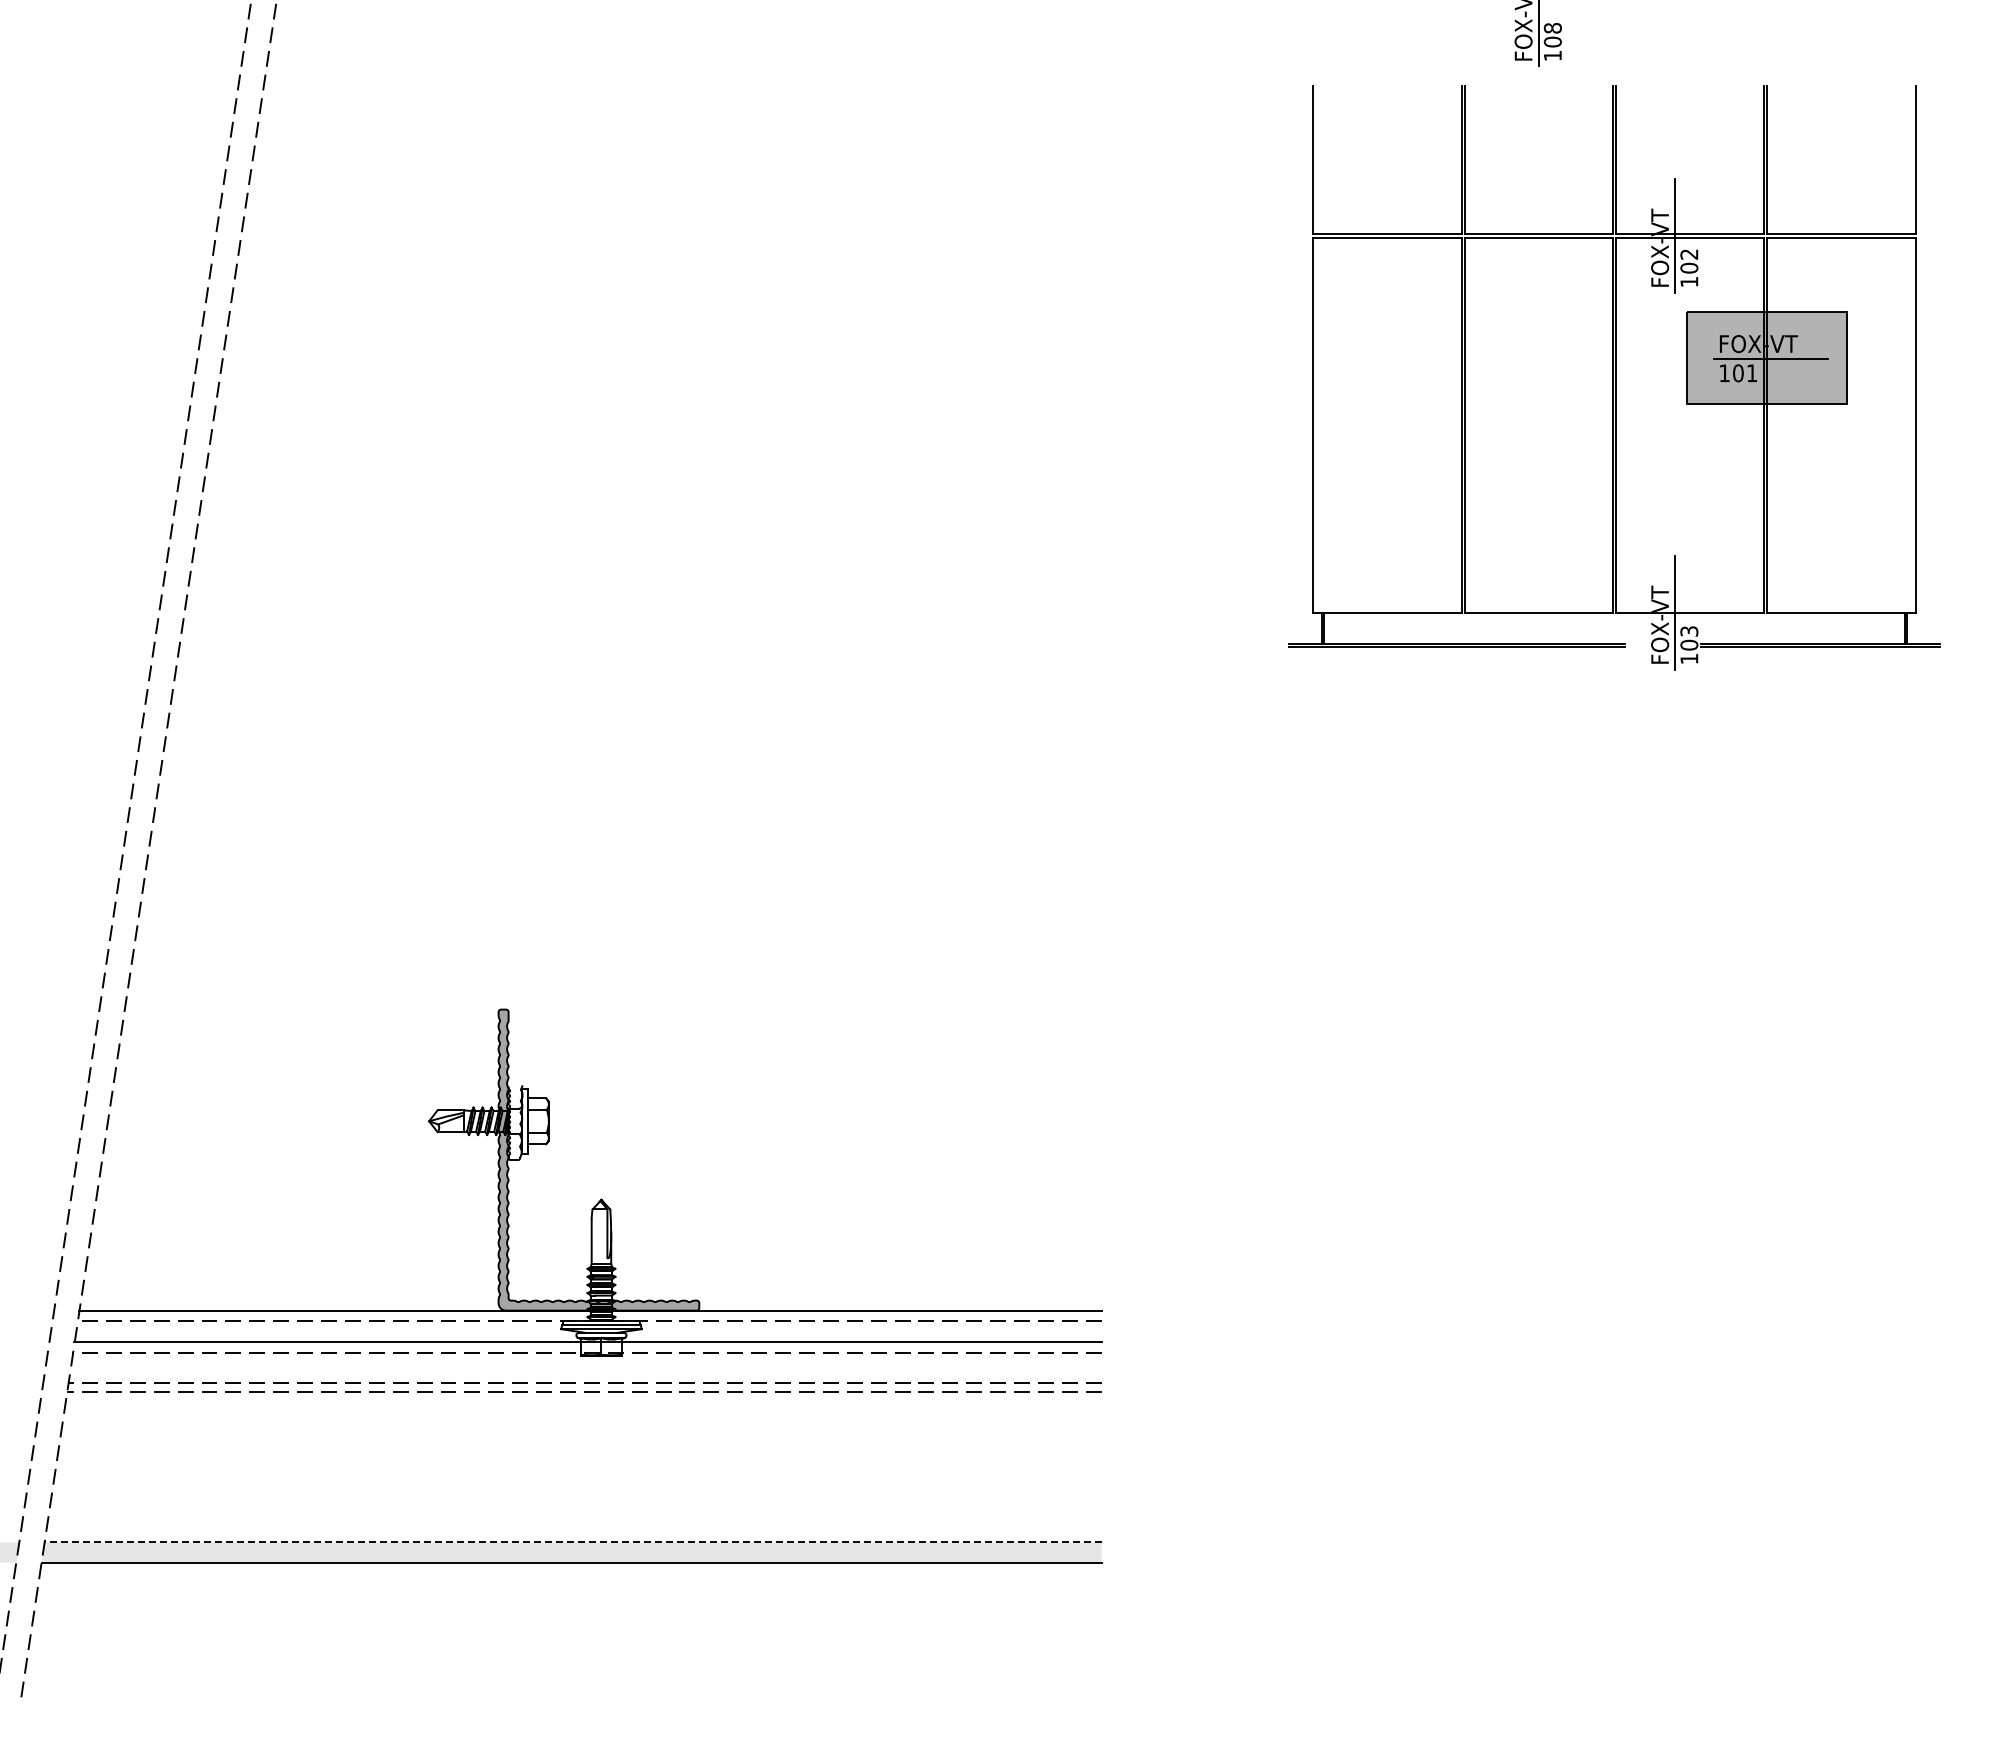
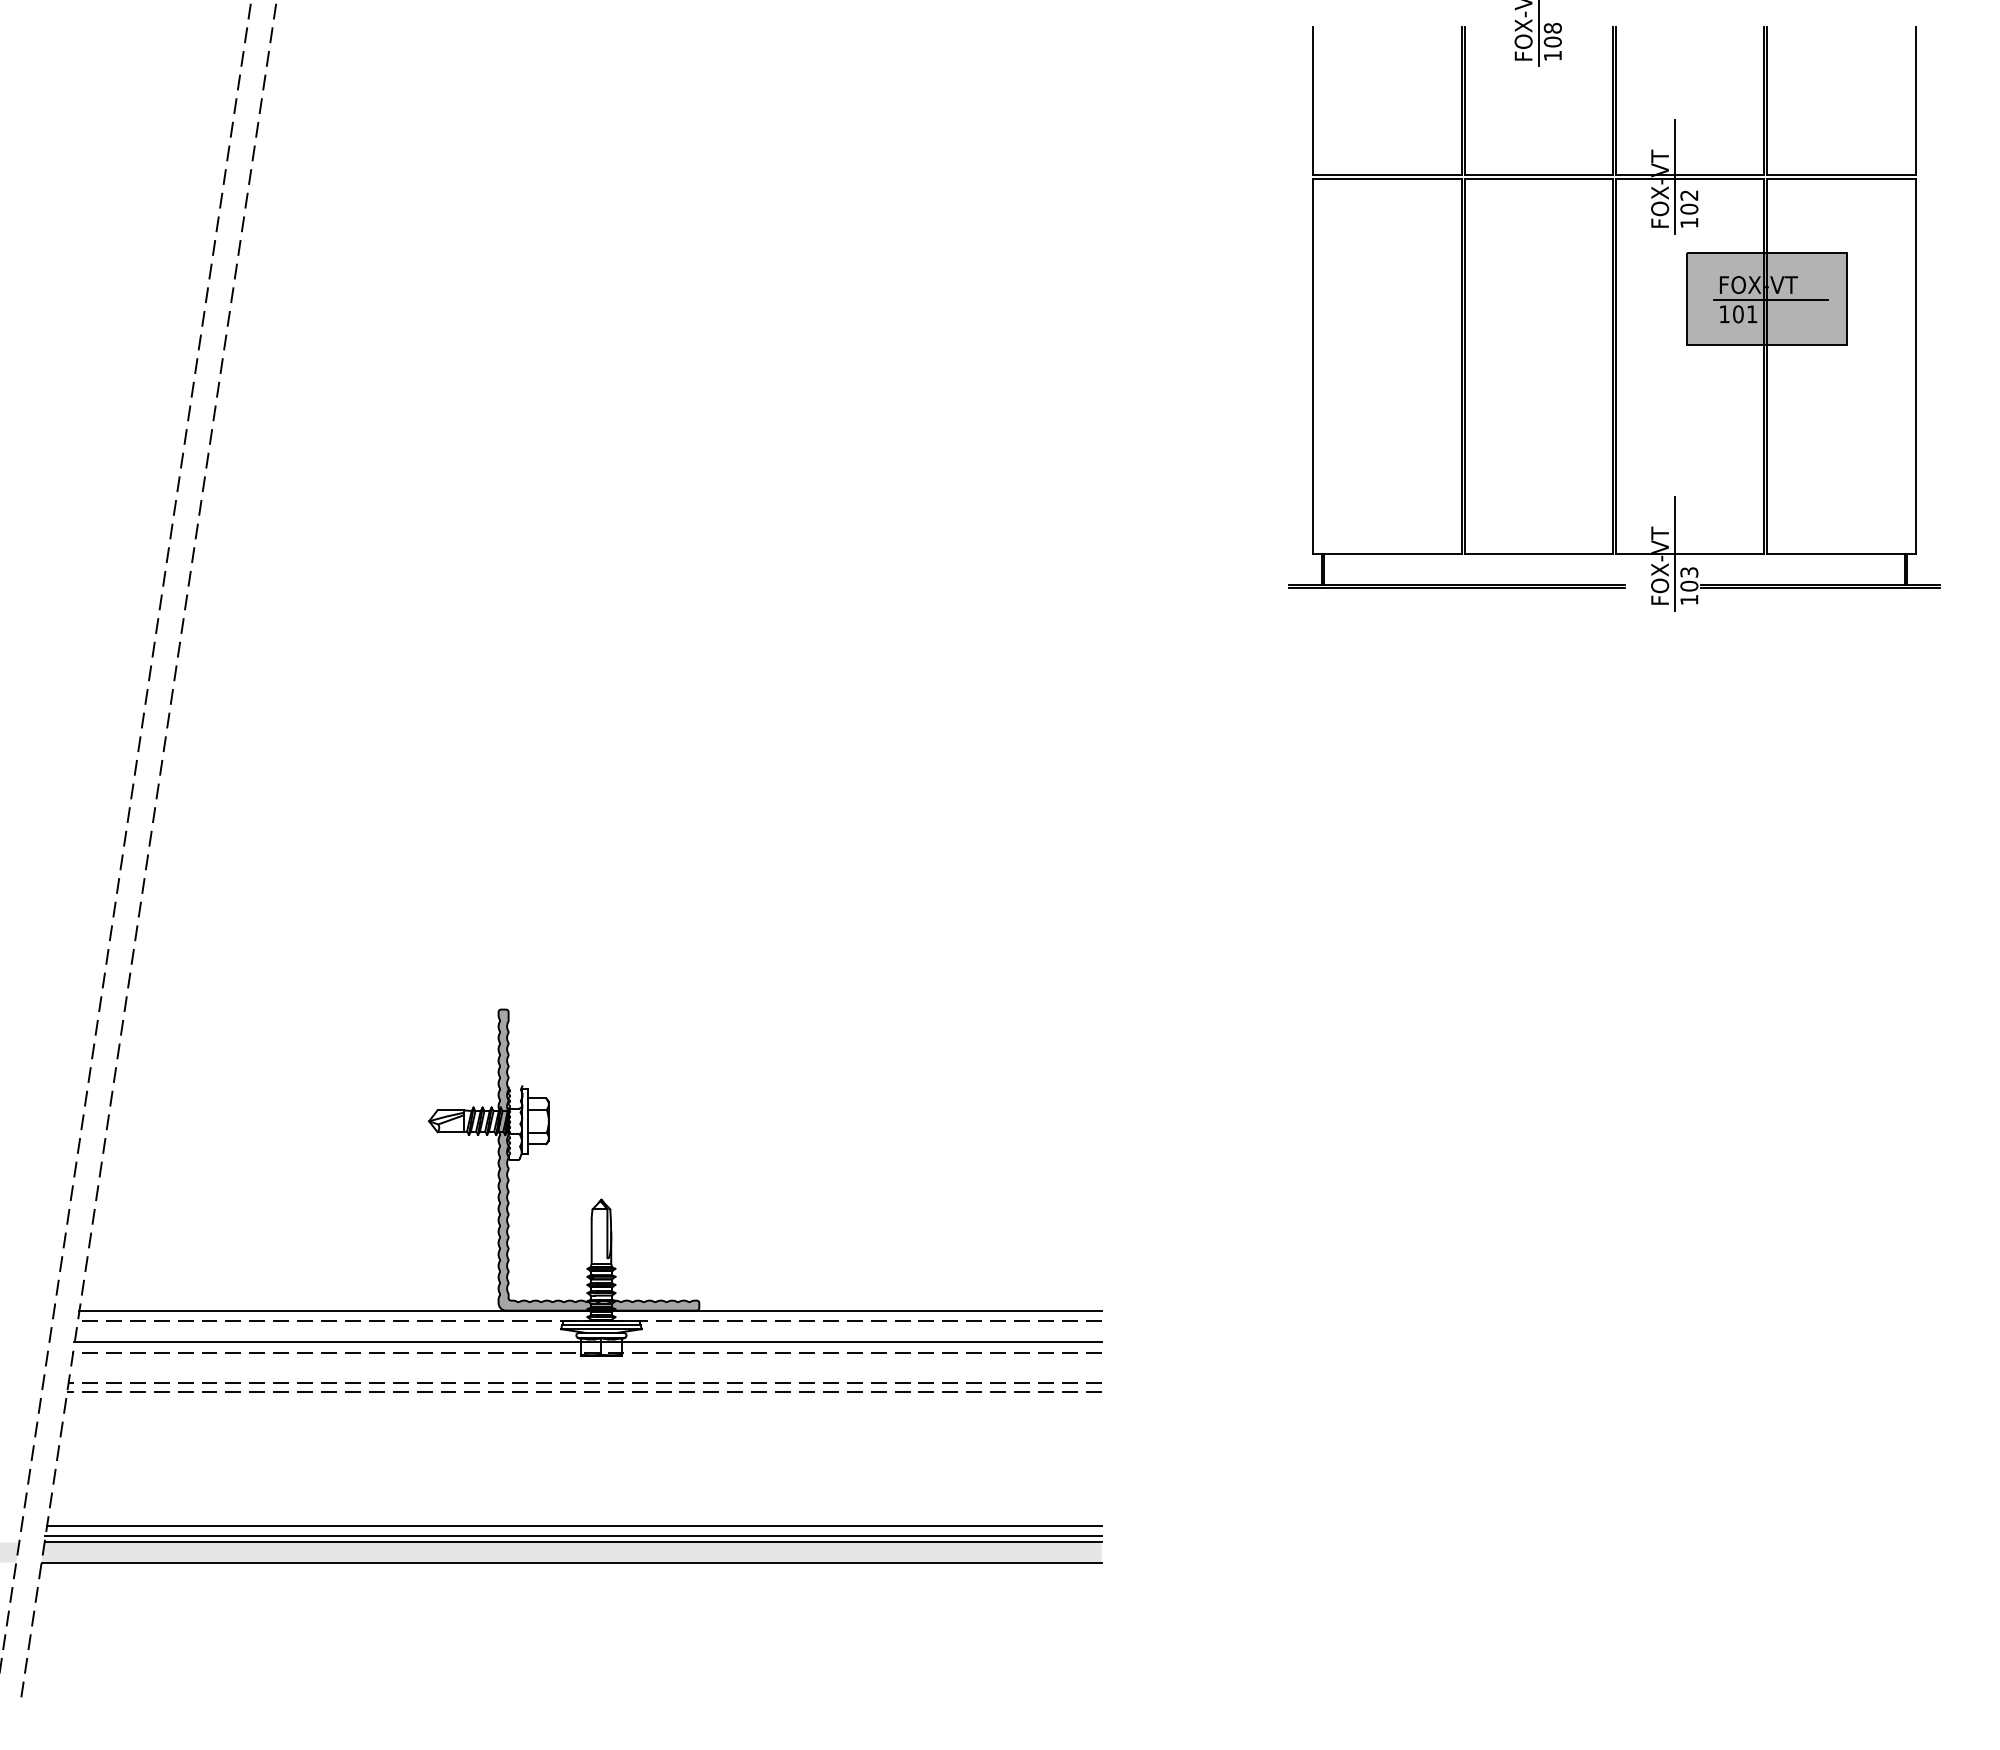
part position: (1614, 377) -> (1614, 318) (1614, 318)
line: none -> present (574, 1525)
line: none -> present (573, 1536)
line: dashed -> solid (573, 1542)
